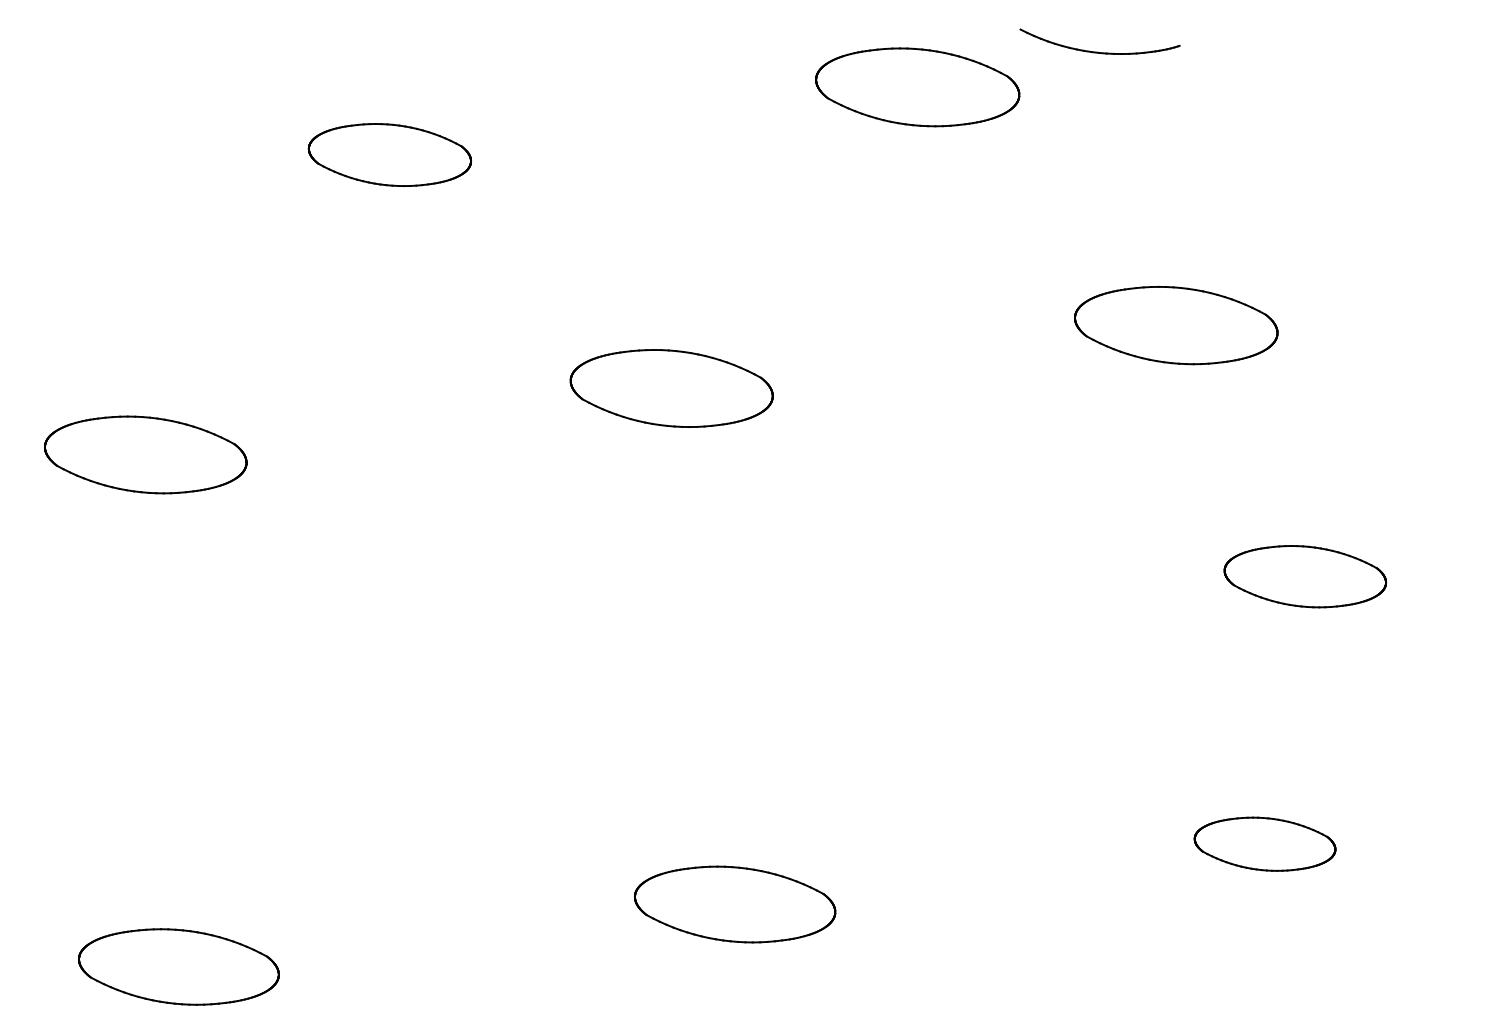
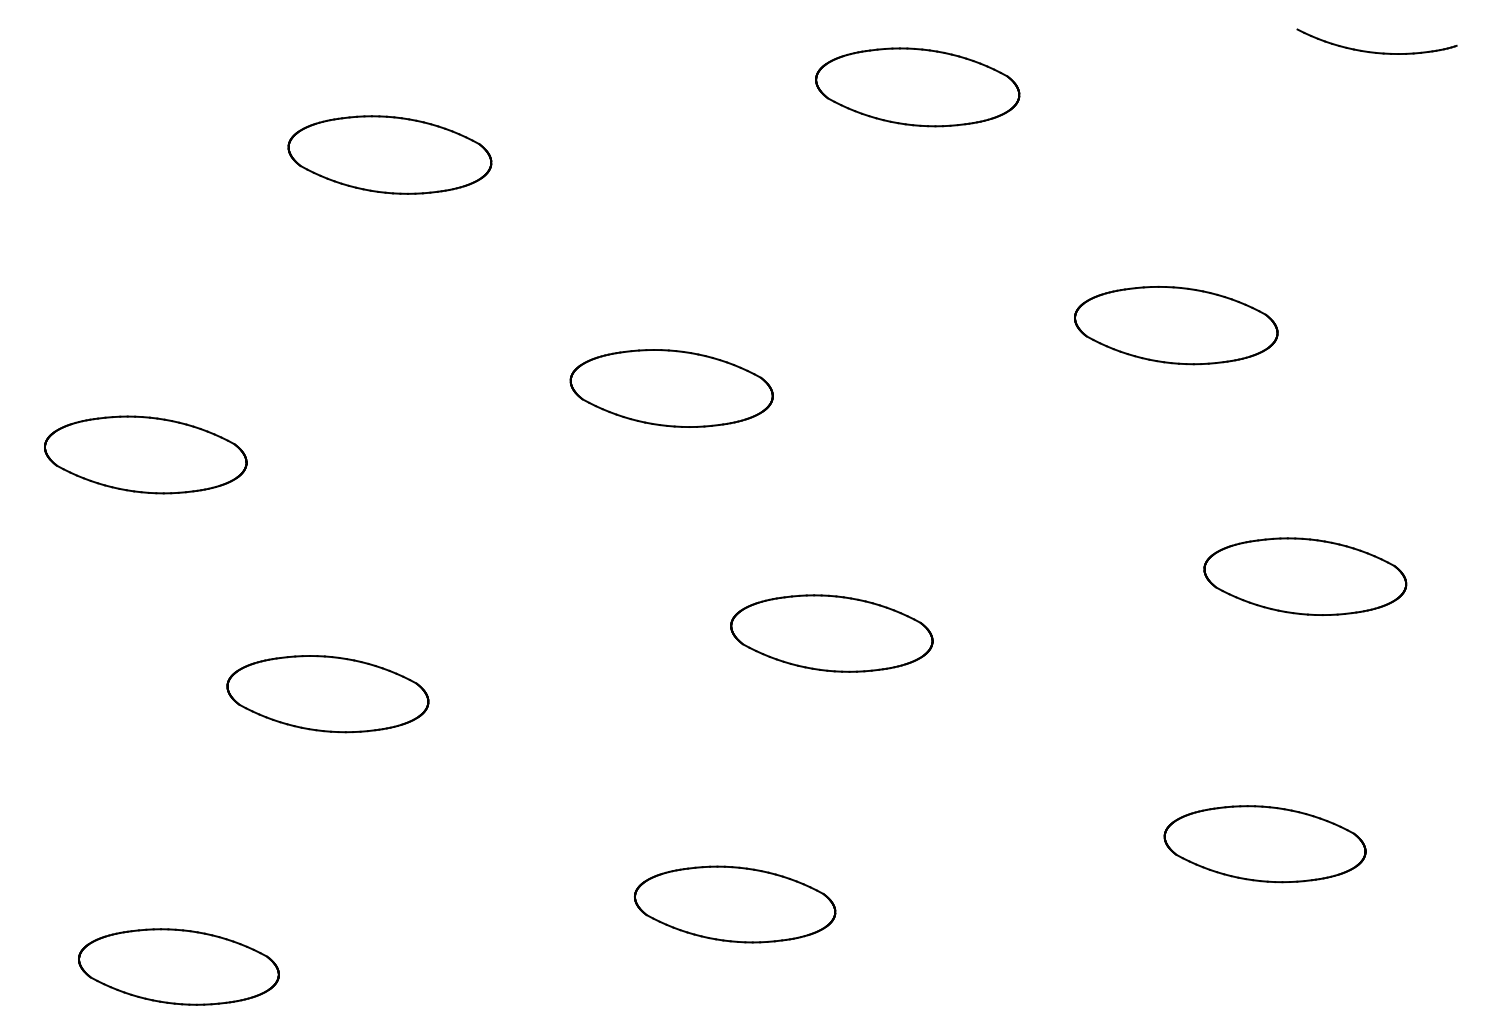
part position: (1098, 51) -> (1375, 51) (1375, 51)
part size: 165x64 px -> 206x80 px (389, 154)
part size: 165x64 px -> 205x79 px (1305, 576)
part: none -> present (831, 633)
part: none -> present (327, 694)
part size: 144x56 px -> 204x79 px (1264, 844)
